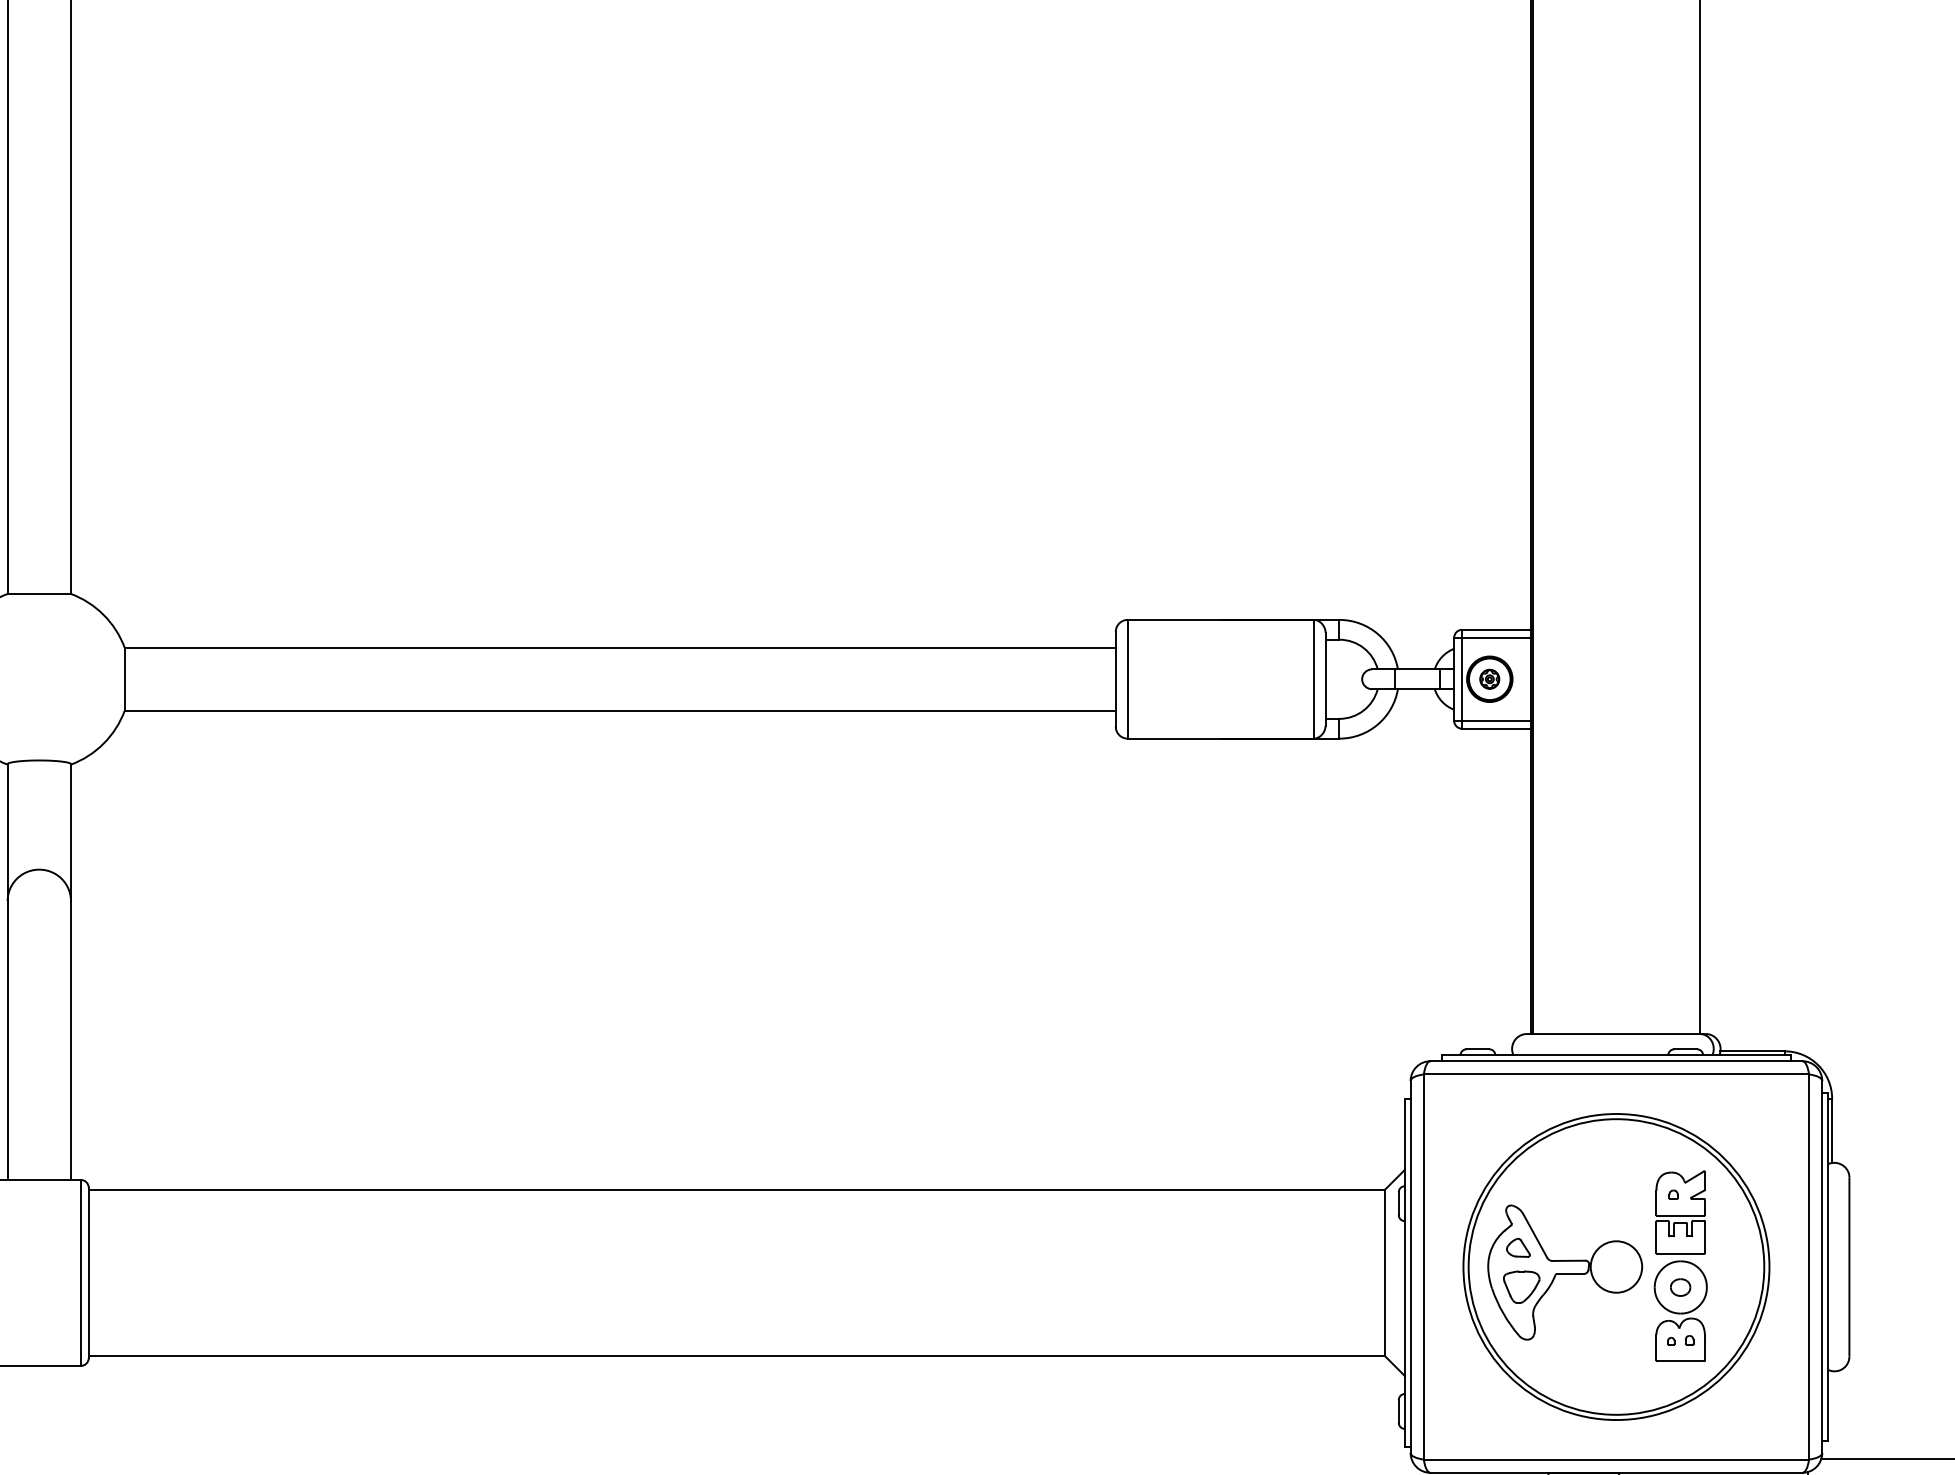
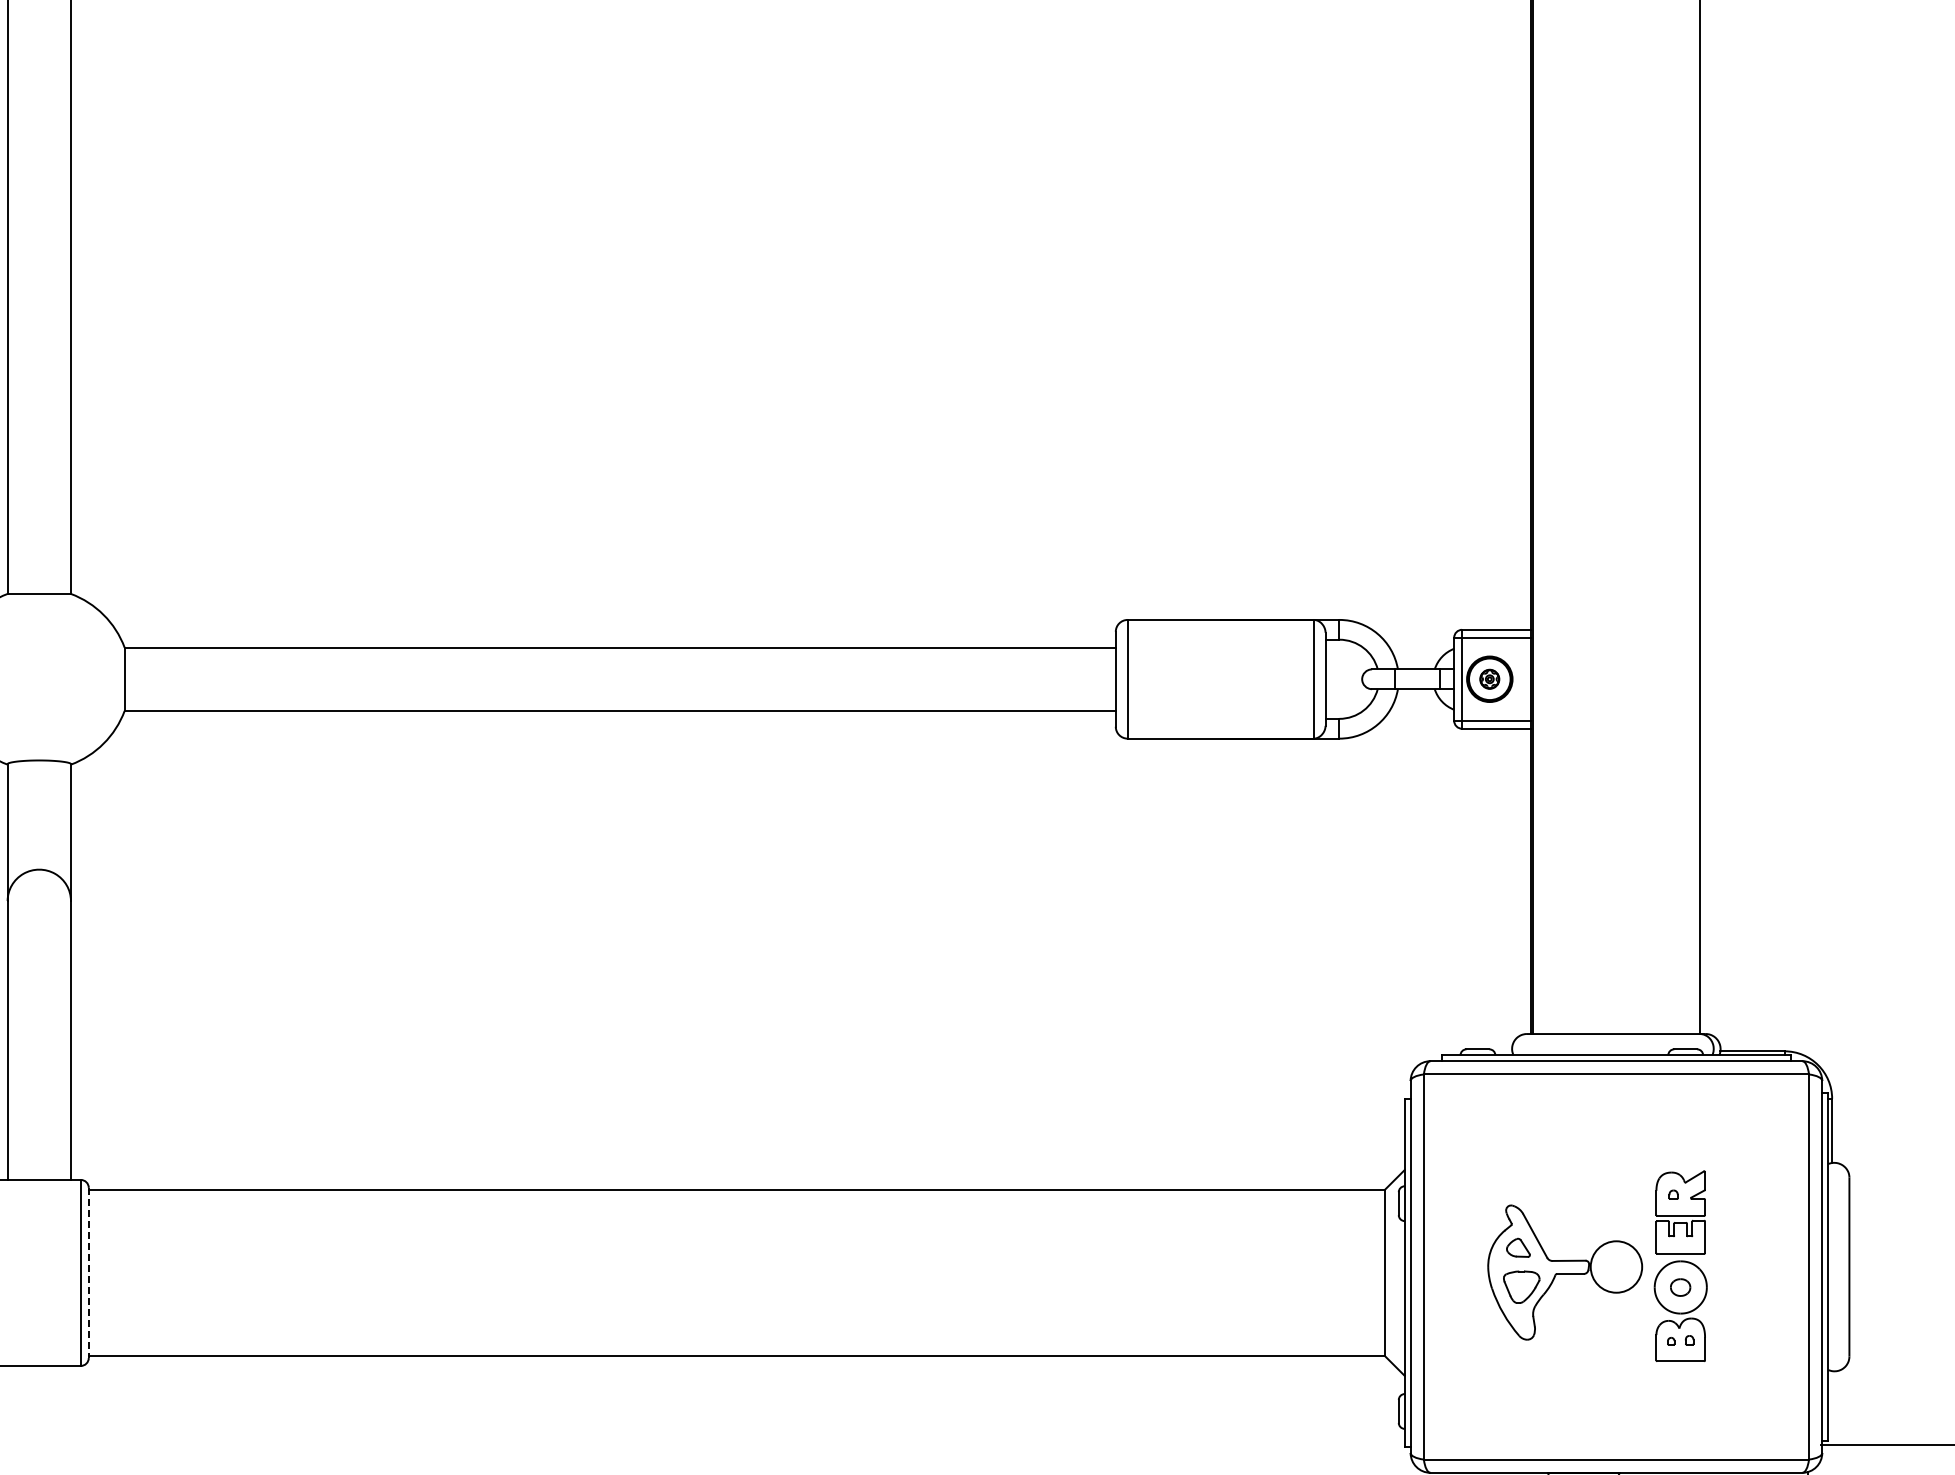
part: present -> none (1616, 1266)
line: solid -> dashed (88, 1273)
line position: (1886, 1458) -> (1886, 1444) (1886, 1444)
